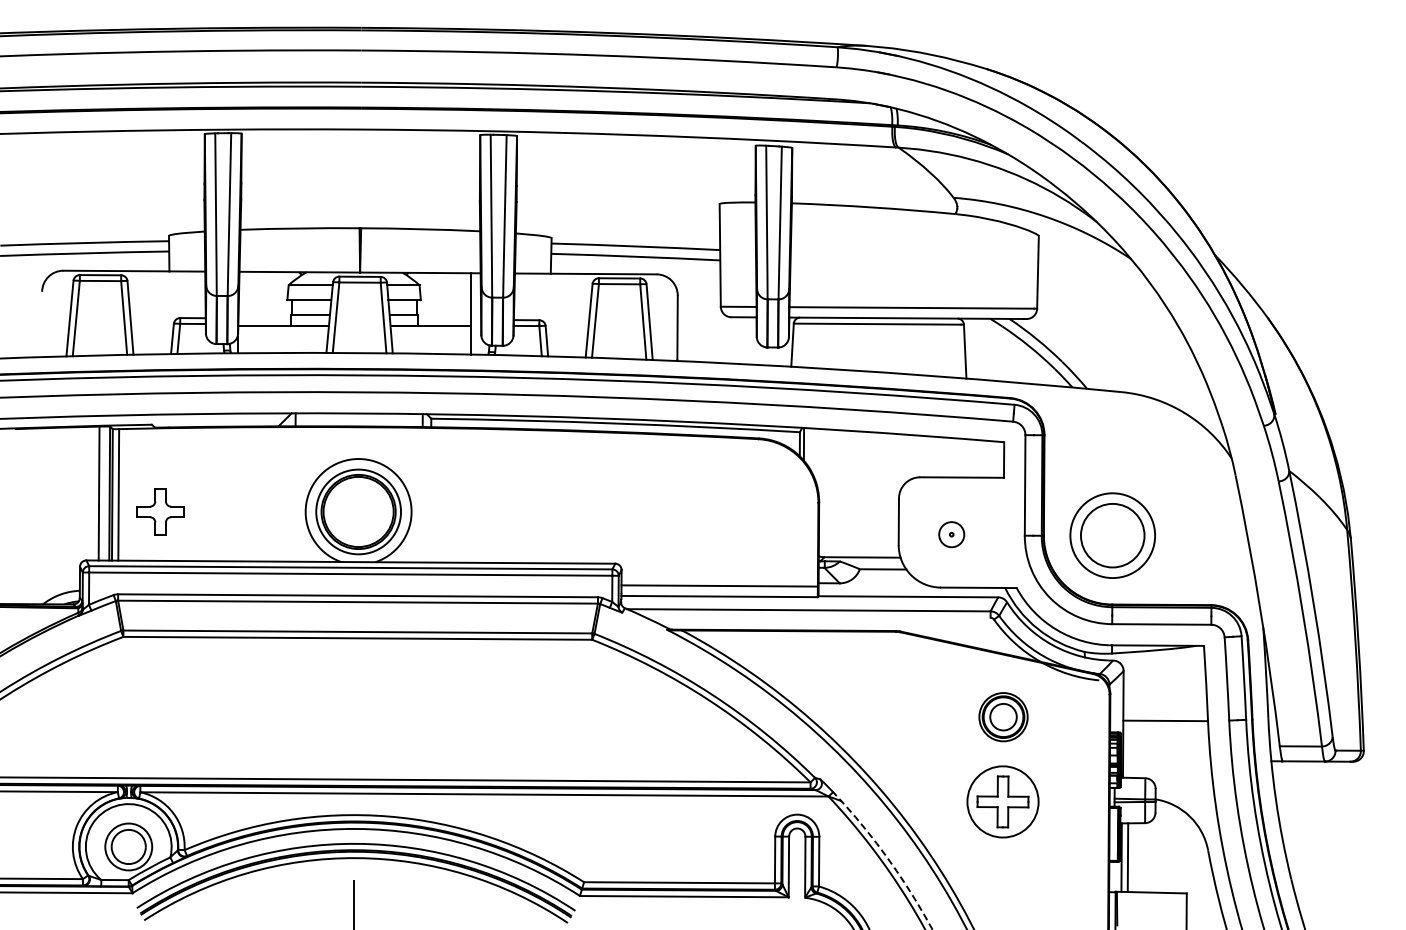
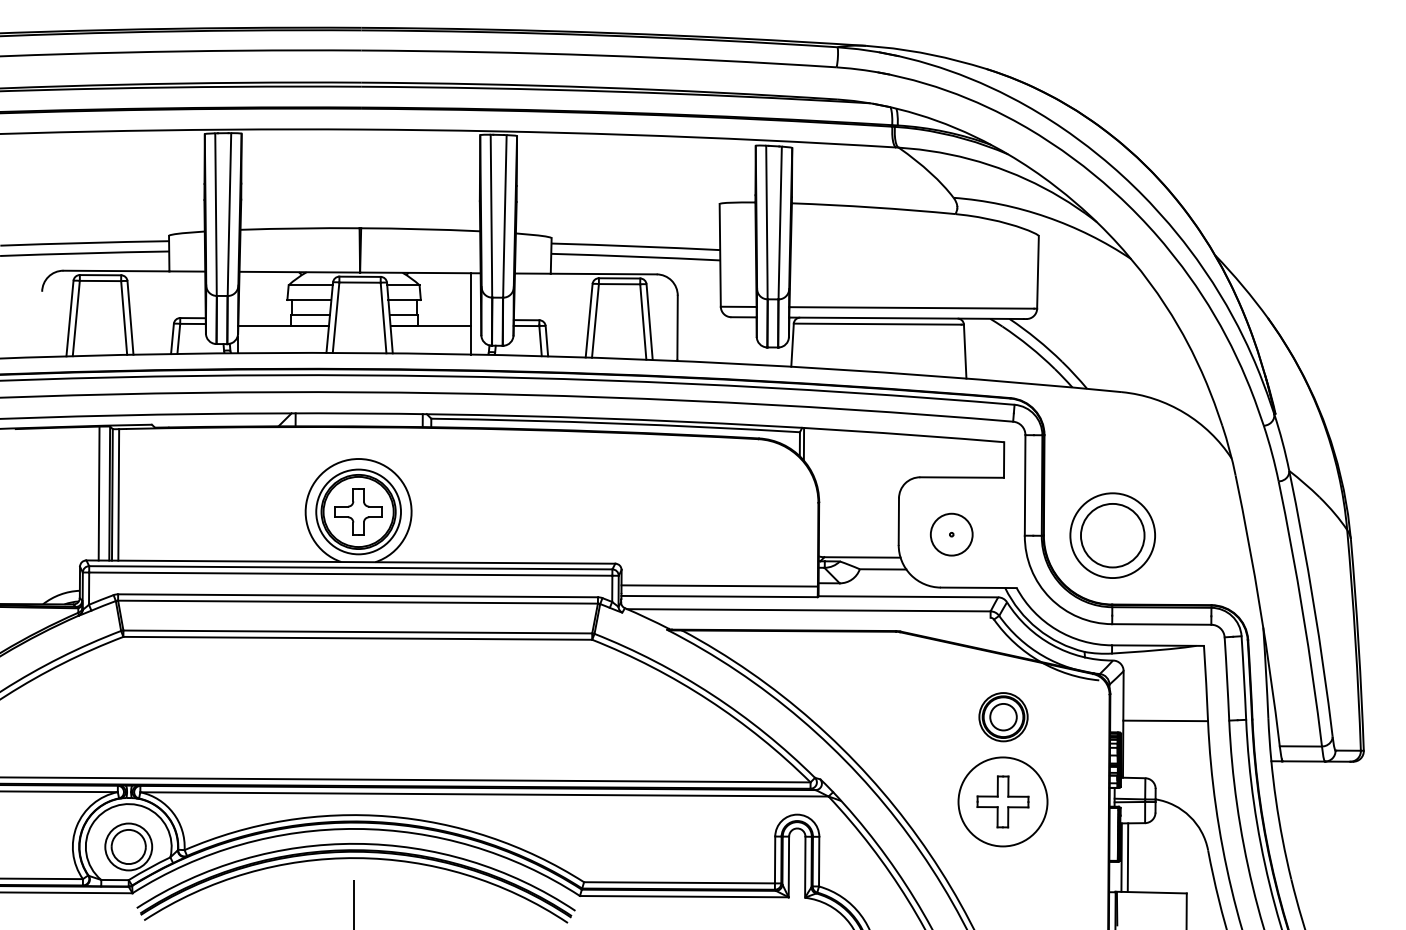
part position: (160, 511) -> (358, 511) (358, 511)
circle diameter: 25 px -> 42 px (951, 534)
circle diameter: 71 px -> 89 px (1002, 801)
arc: dashed -> solid (887, 857)
